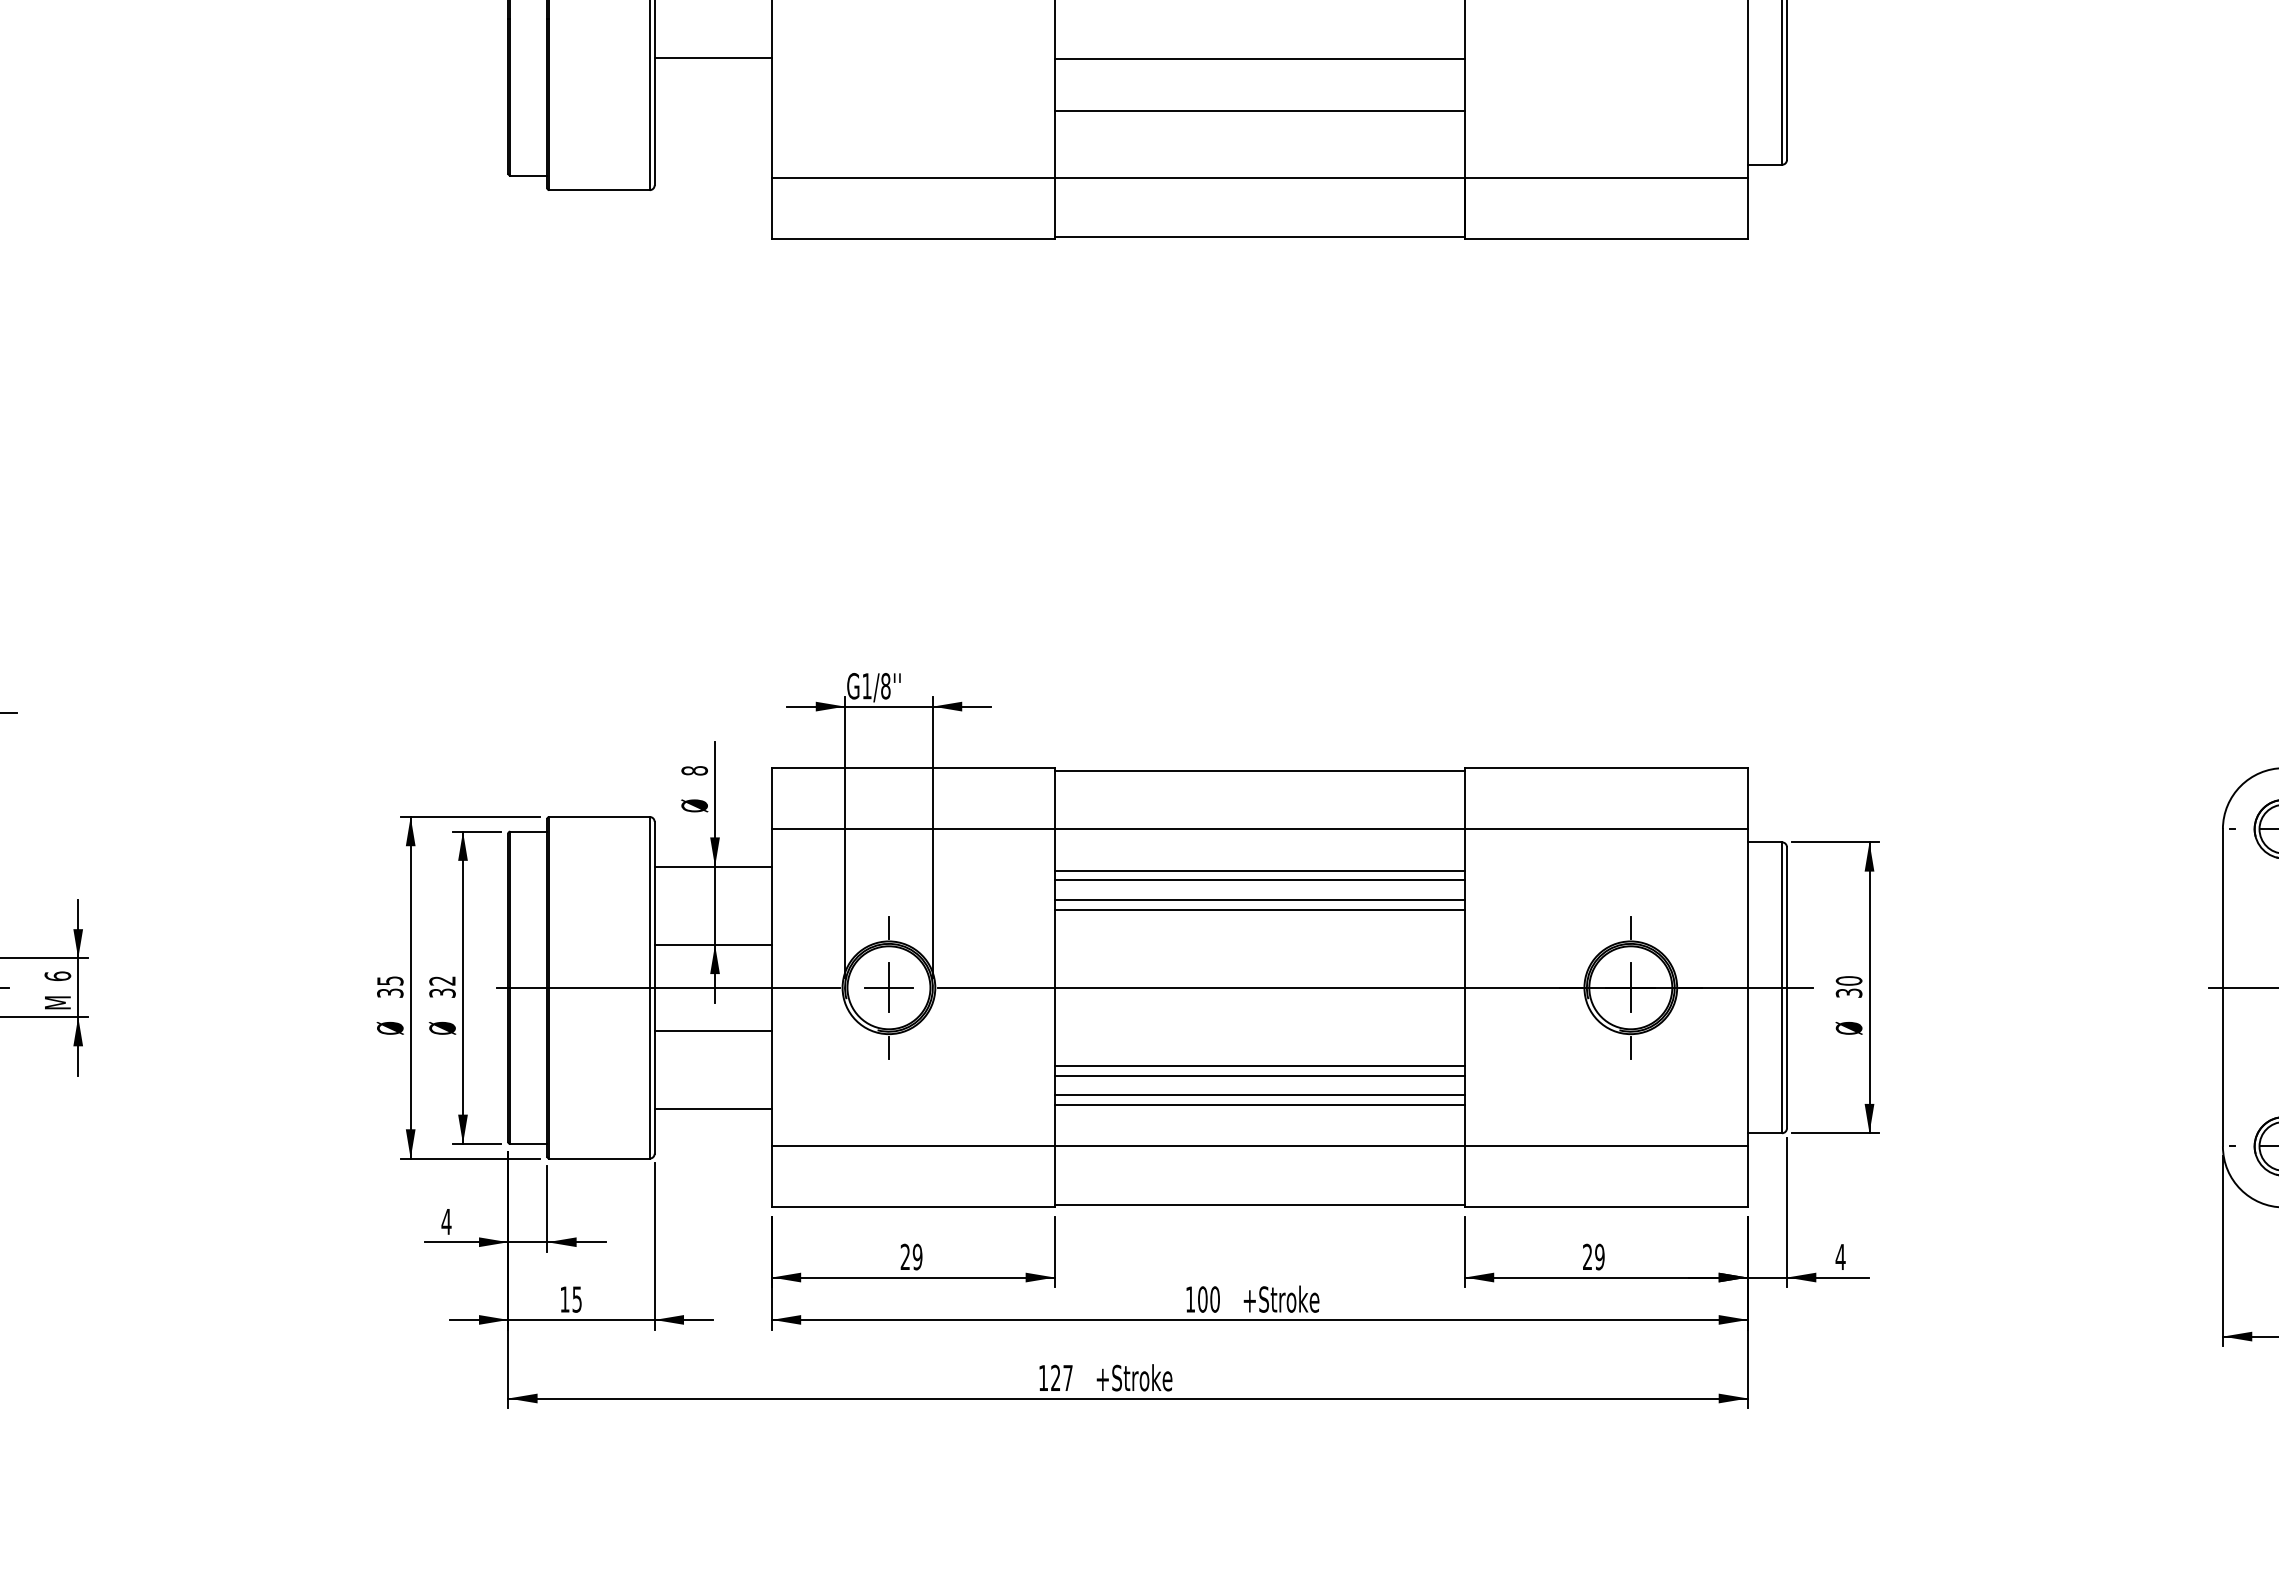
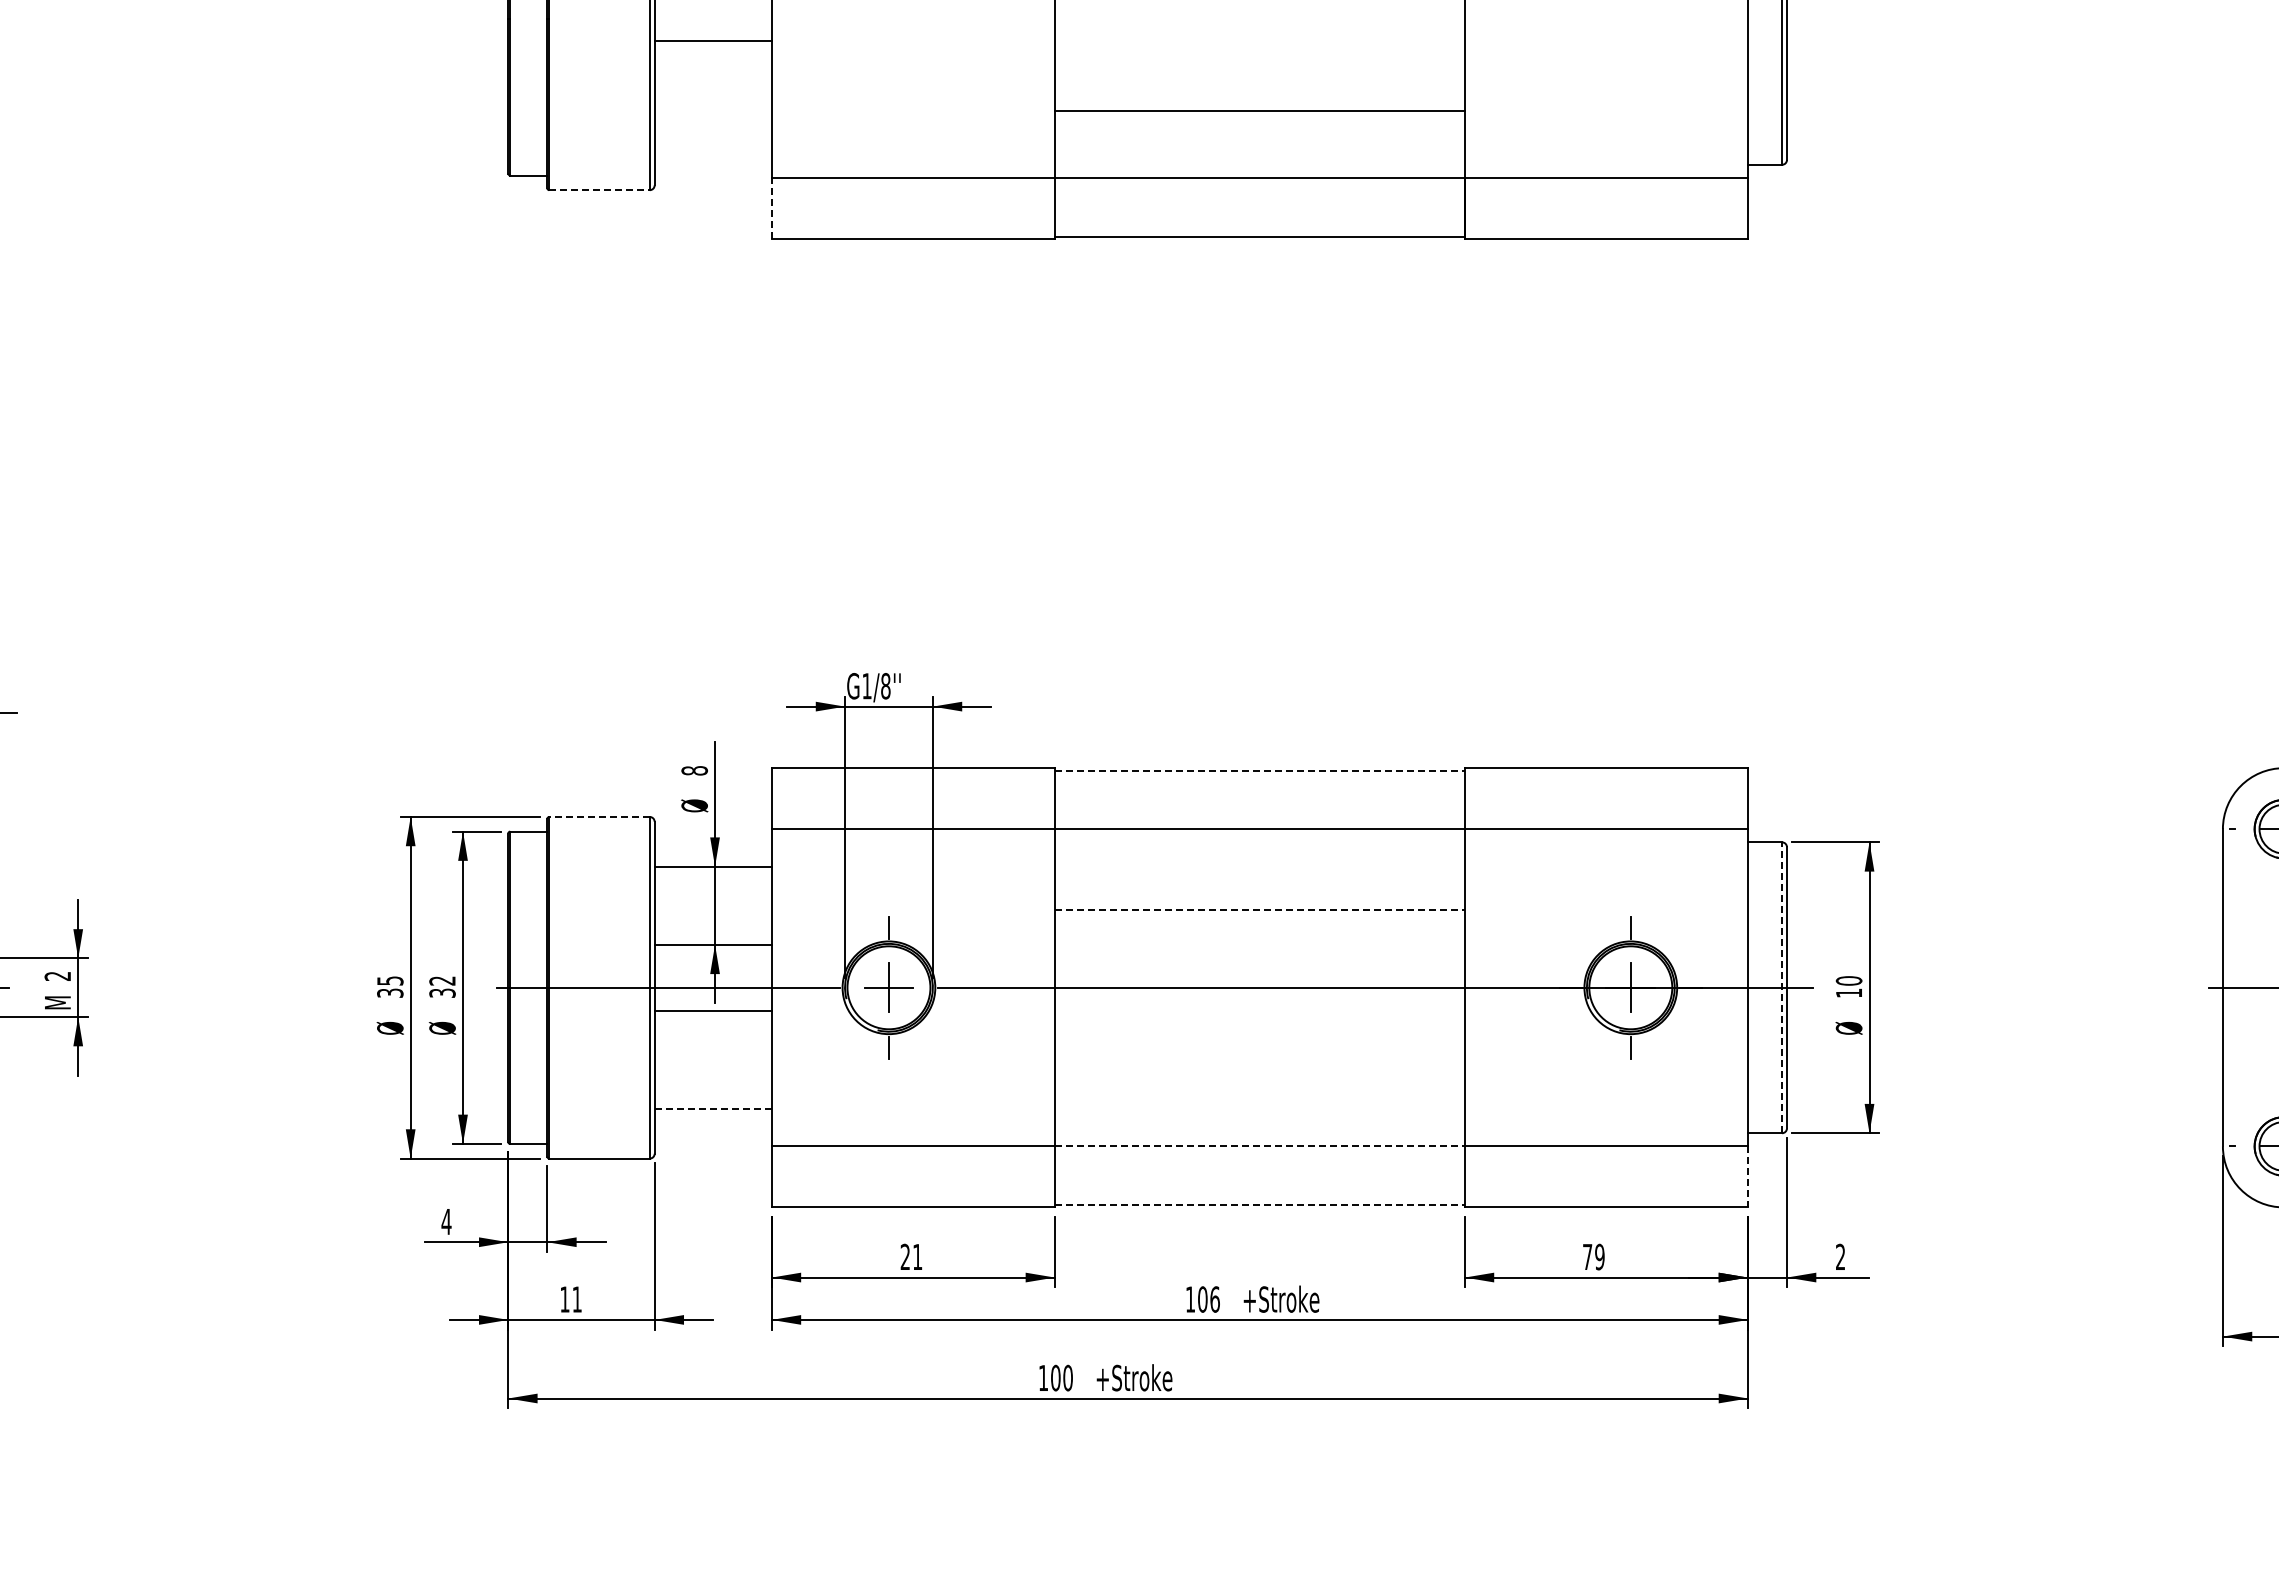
line position: (712, 58) -> (712, 41) (712, 41)
line: present -> none (1259, 59)
line: solid -> dashed (600, 190)
line: solid -> dashed (771, 208)
line: solid -> dashed (1259, 770)
line: solid -> dashed (599, 816)
line: present -> none (1259, 870)
line: present -> none (1259, 880)
line: present -> none (1259, 899)
line: solid -> dashed (1259, 909)
text: 6 -> 2 (57, 976)
line: solid -> dashed (1782, 987)
text: 30 -> 10 (1848, 992)
line position: (712, 1030) -> (712, 1010) (712, 1010)
line: present -> none (1259, 1065)
line: present -> none (1259, 1075)
line: present -> none (1259, 1095)
line: present -> none (1259, 1104)
line: solid -> dashed (713, 1108)
line: solid -> dashed (1259, 1146)
line: solid -> dashed (1747, 1176)
line: solid -> dashed (1259, 1204)
text: 29 -> 21 (917, 1256)
text: 29 -> 79 (1587, 1256)
text: 4 -> 2 (1840, 1256)
text: 15 -> 11 (576, 1299)
text: 100 -> 106 (1214, 1299)
text: 127 -> 100 (1061, 1377)
